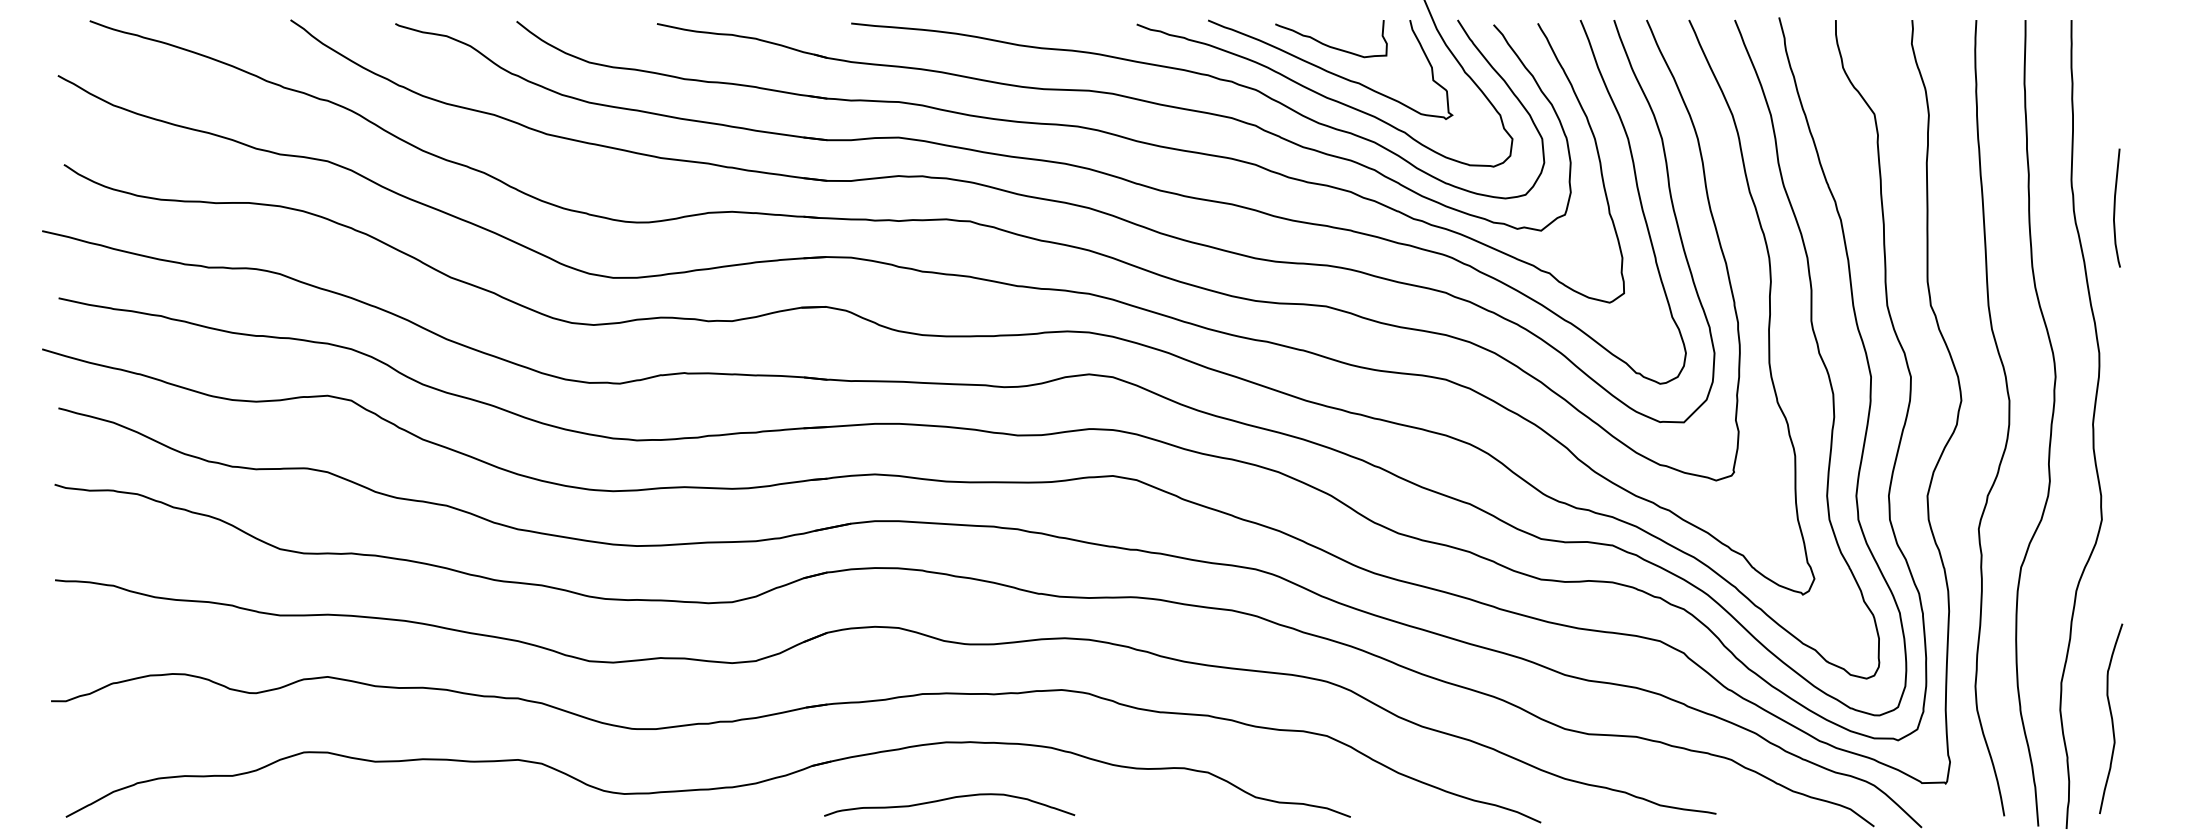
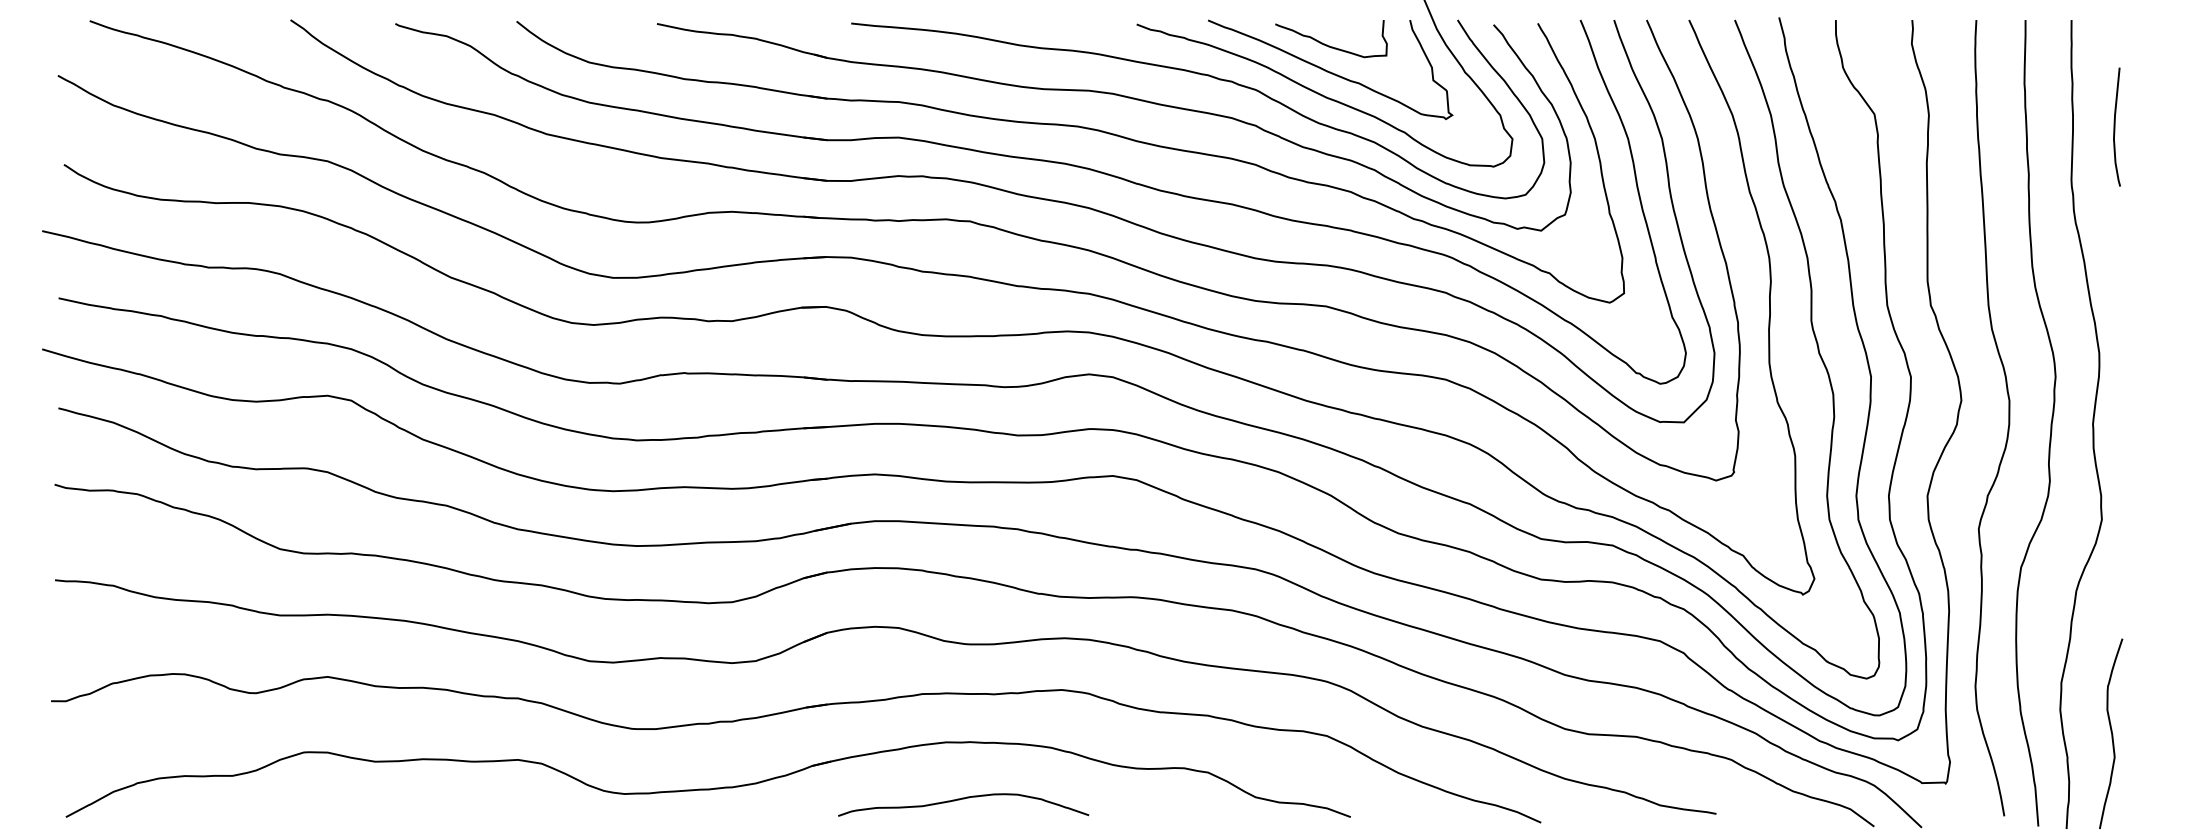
curve position: (2115, 207) -> (2115, 126) (2115, 126)
curve position: (2111, 718) -> (2111, 733) (2111, 733)
curve position: (949, 799) -> (963, 799) (963, 799)
